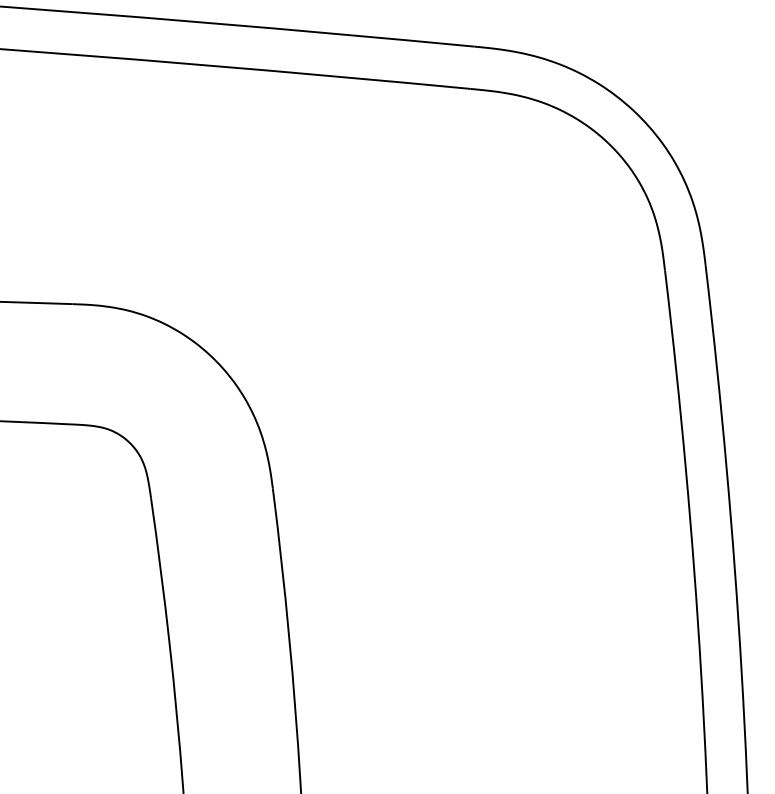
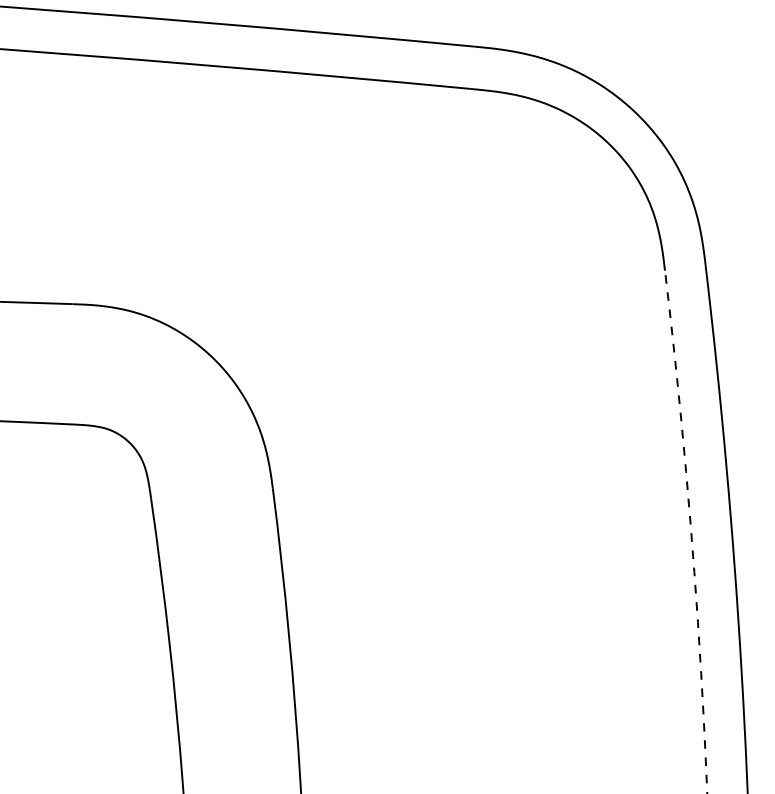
arc: solid -> dashed (691, 531)
